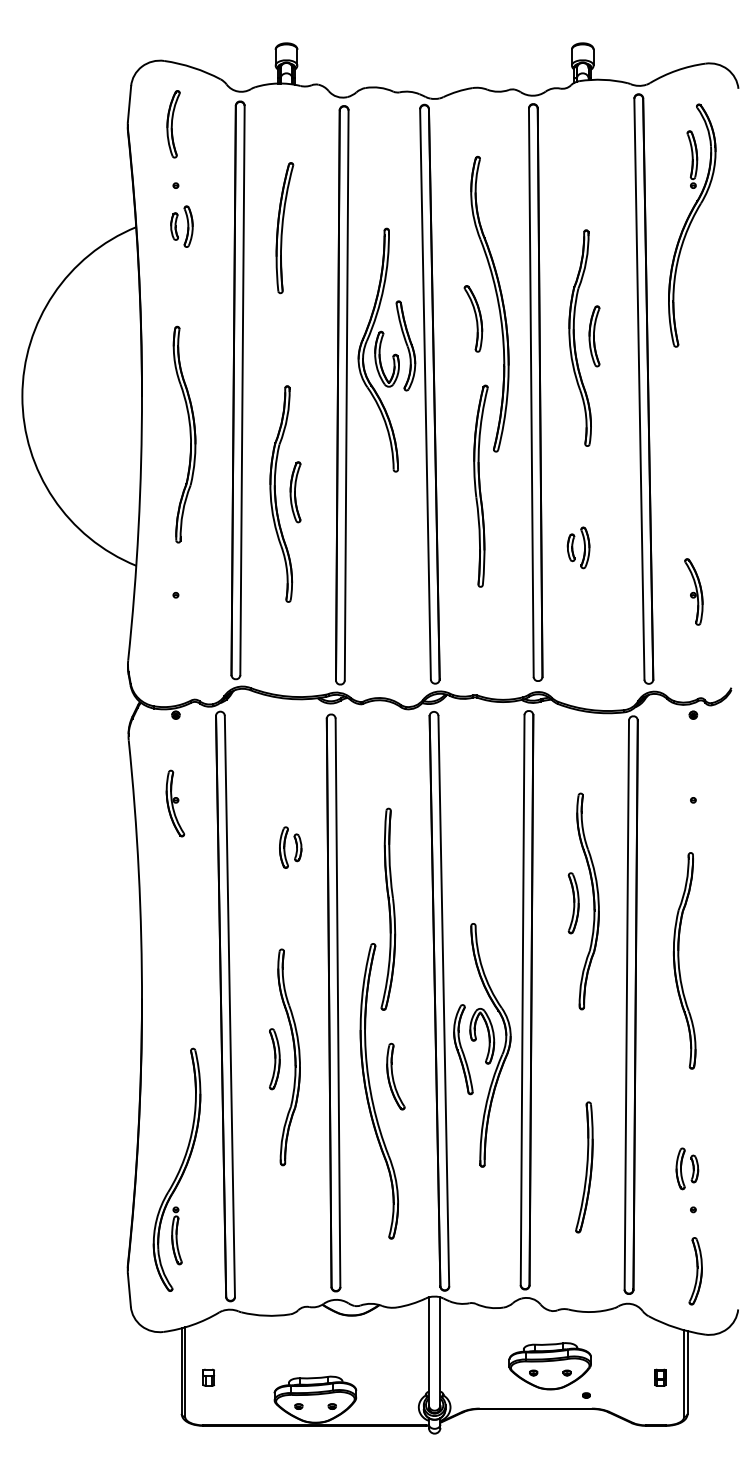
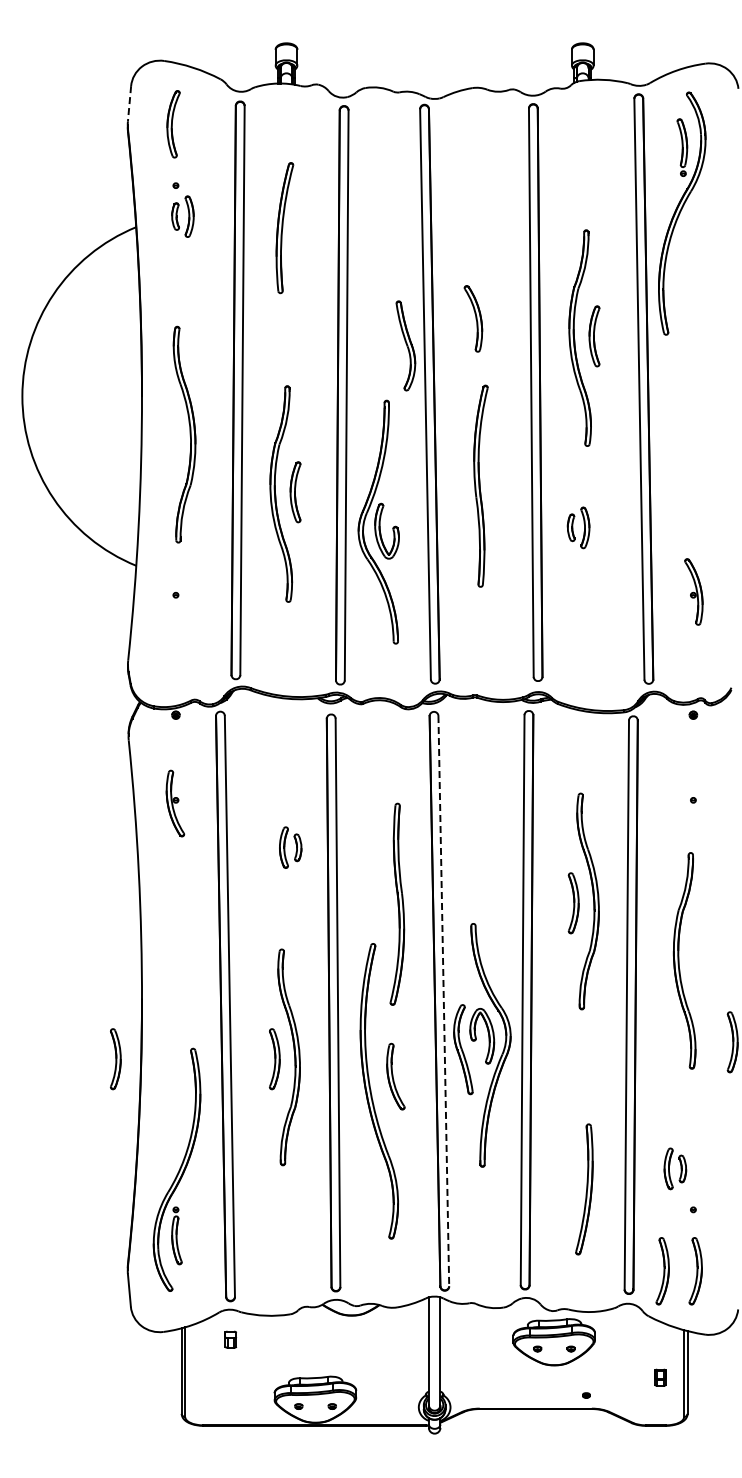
line: solid -> dashed (129, 103)
part position: (692, 225) -> (682, 213) (682, 213)
part position: (181, 226) -> (182, 216) (182, 216)
part: present -> none (497, 303)
part position: (378, 349) -> (378, 521) (378, 521)
part position: (578, 547) -> (578, 527) (578, 527)
part position: (388, 908) -> (397, 903) (397, 903)
line: solid -> dashed (443, 1001)
part: none -> present (732, 1042)
part: none -> present (115, 1059)
part position: (584, 1167) -> (584, 1189) (584, 1189)
part position: (687, 1168) -> (675, 1168) (675, 1168)
part: none -> present (662, 1271)
part position: (549, 1366) -> (553, 1342) (553, 1342)
part position: (208, 1377) -> (230, 1339) (230, 1339)
